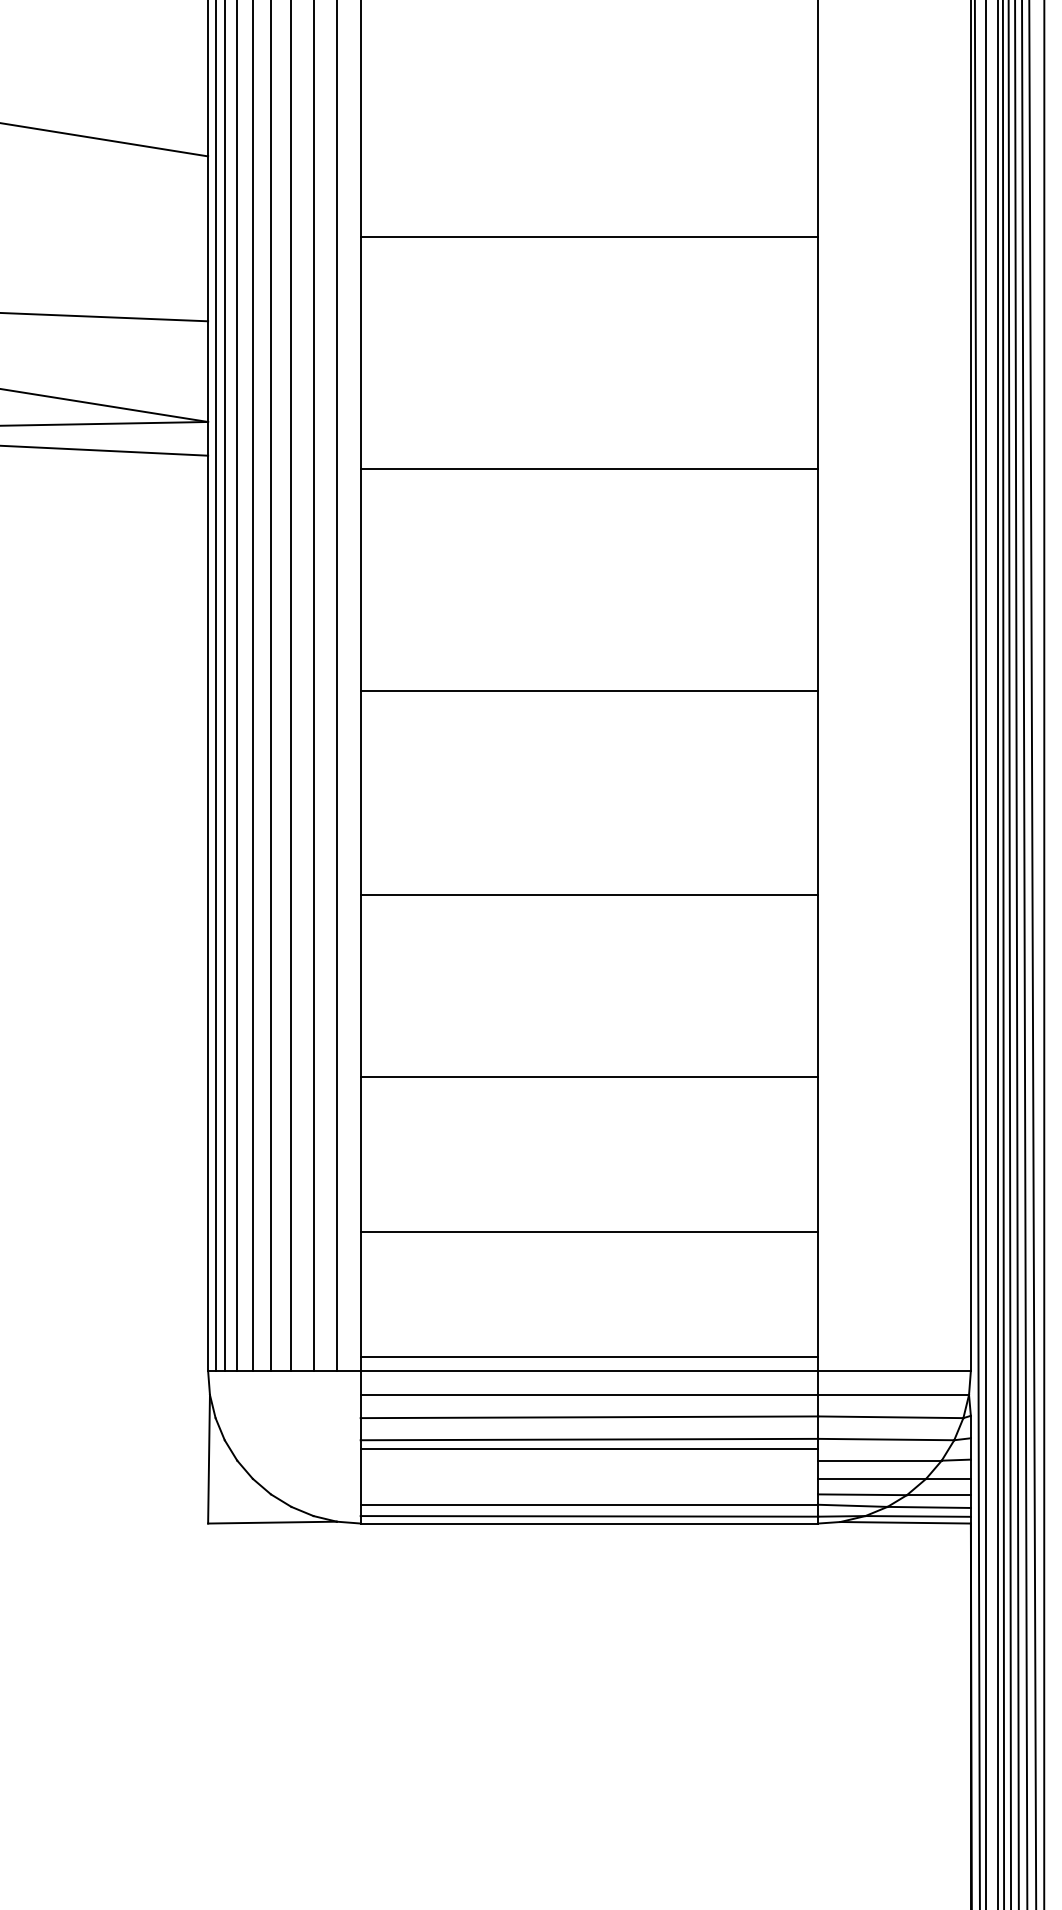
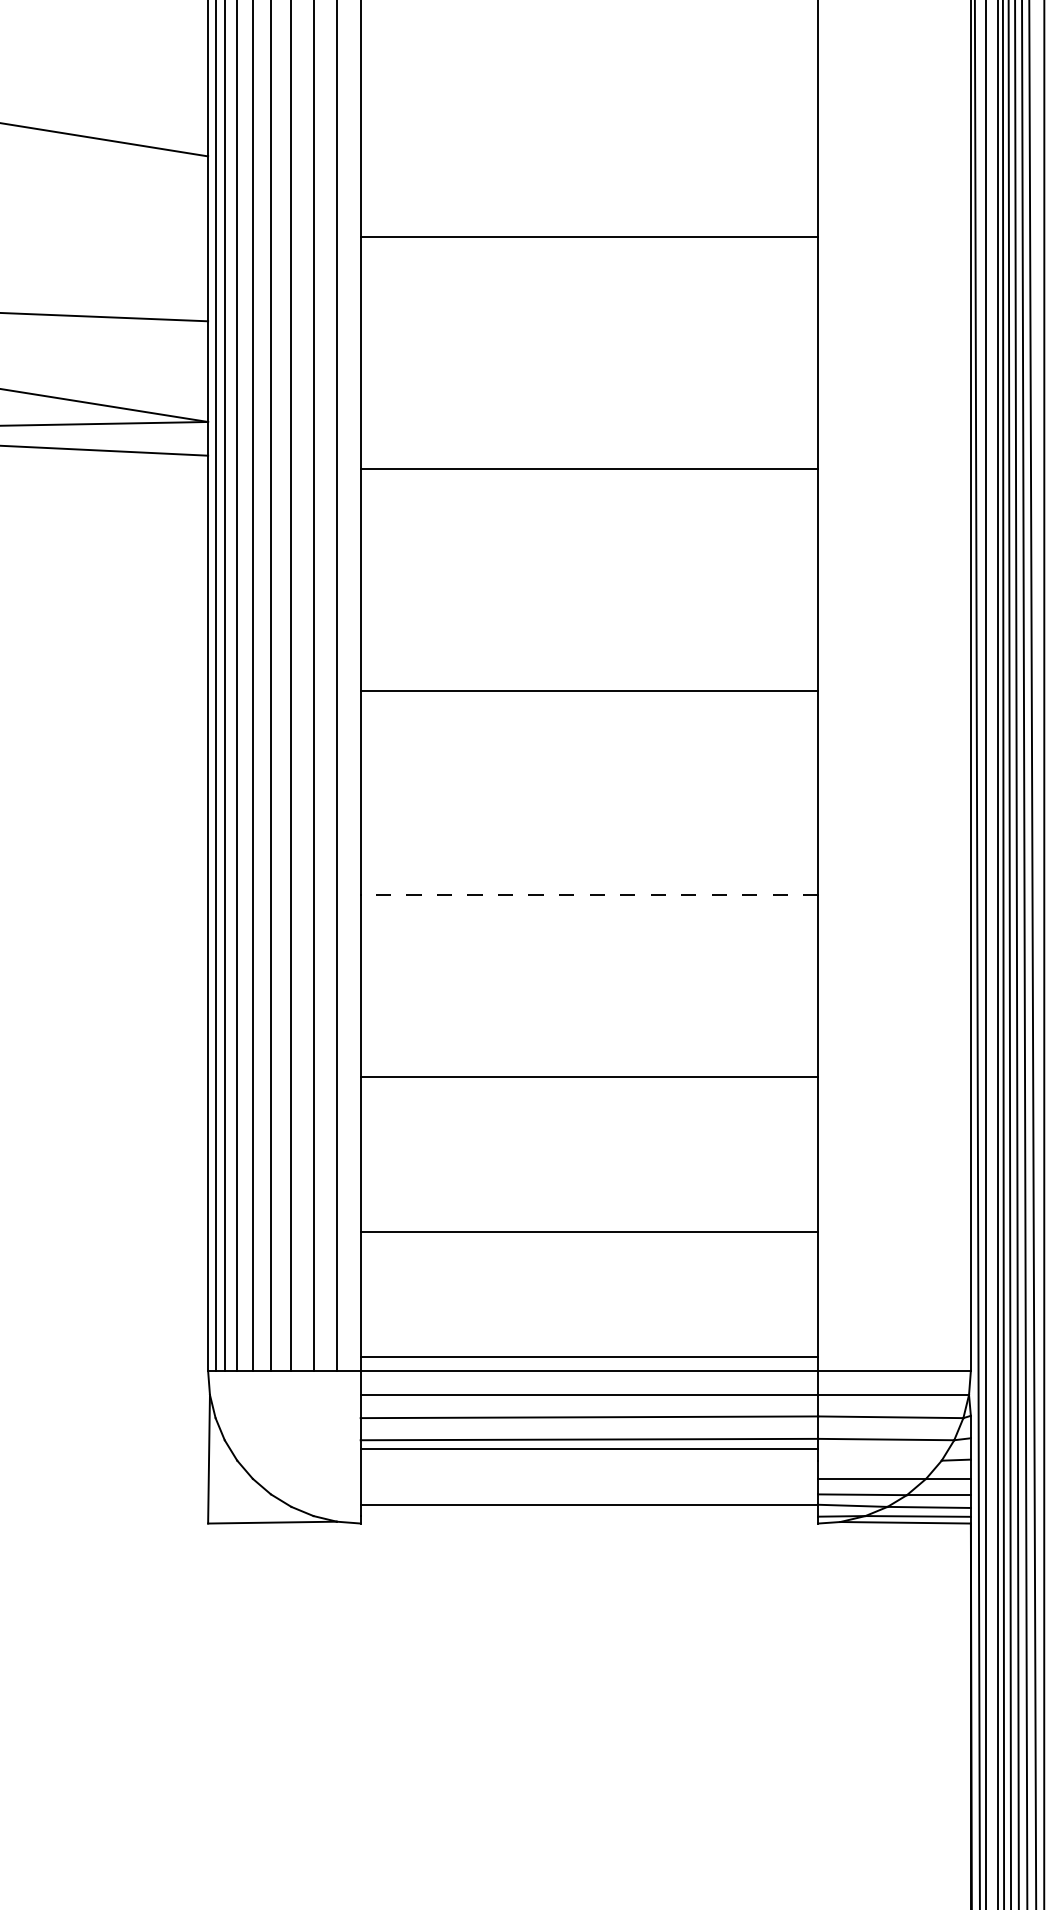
line: solid -> dashed (589, 894)
line: present -> none (879, 1460)
line: present -> none (589, 1516)
line: present -> none (589, 1523)
